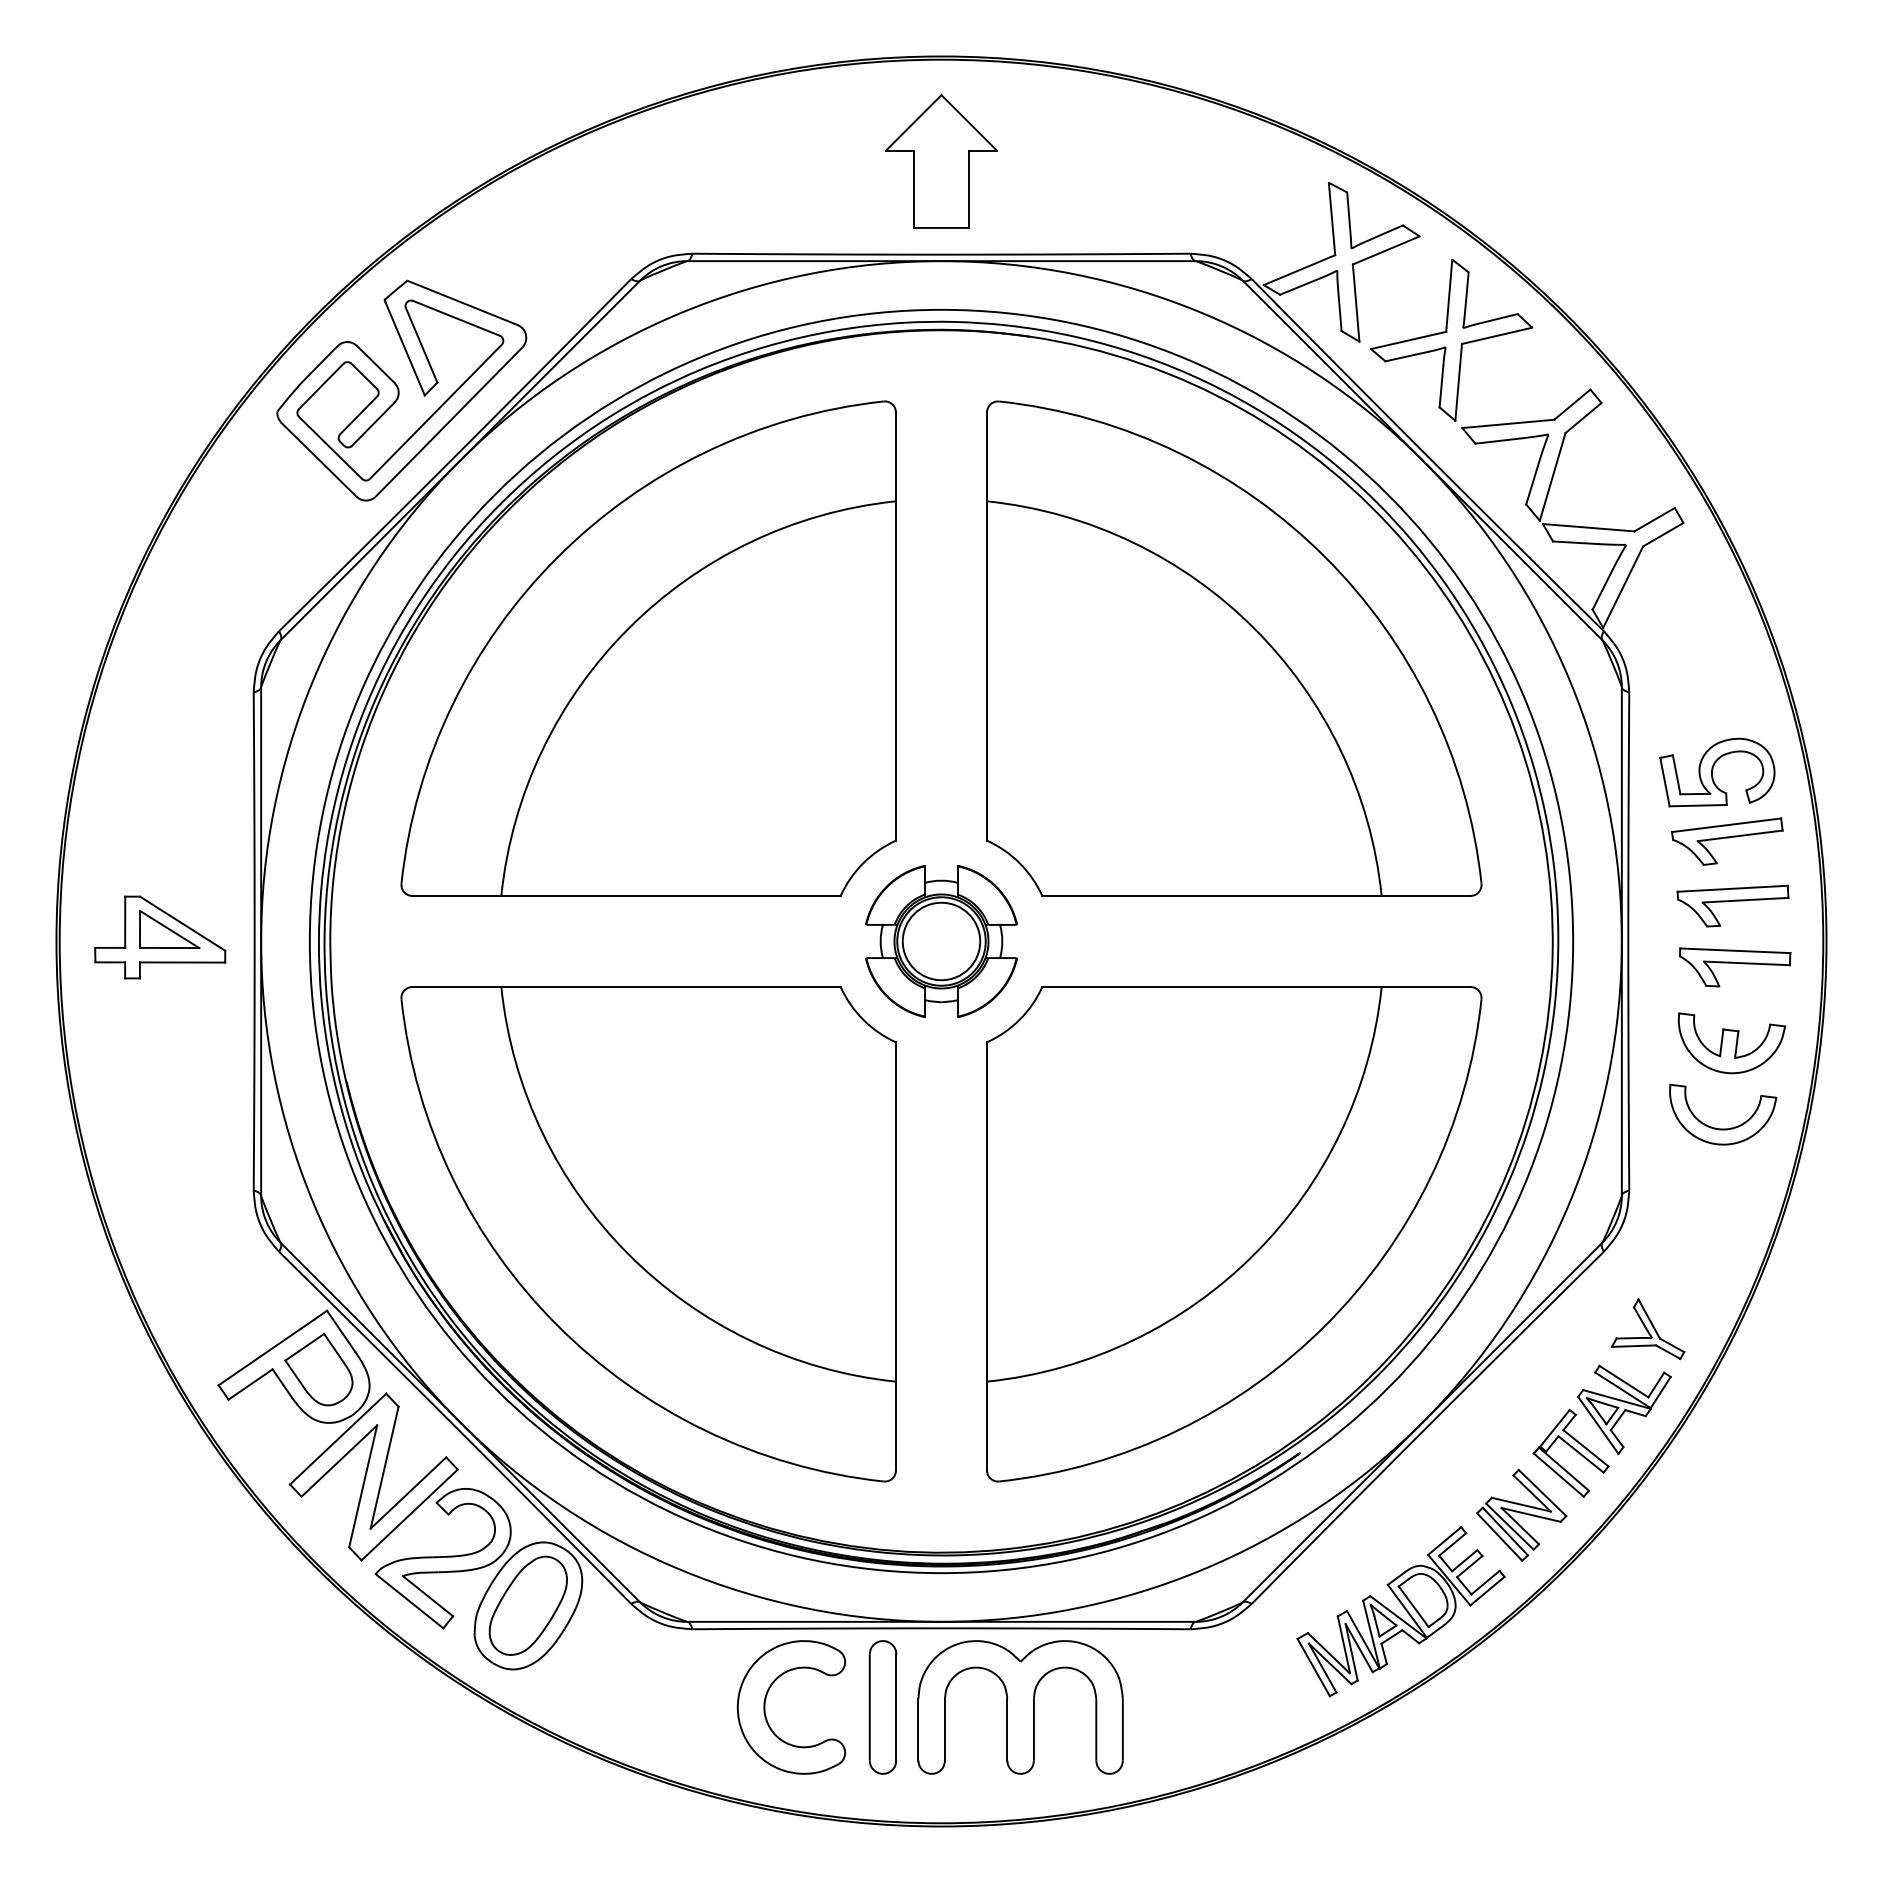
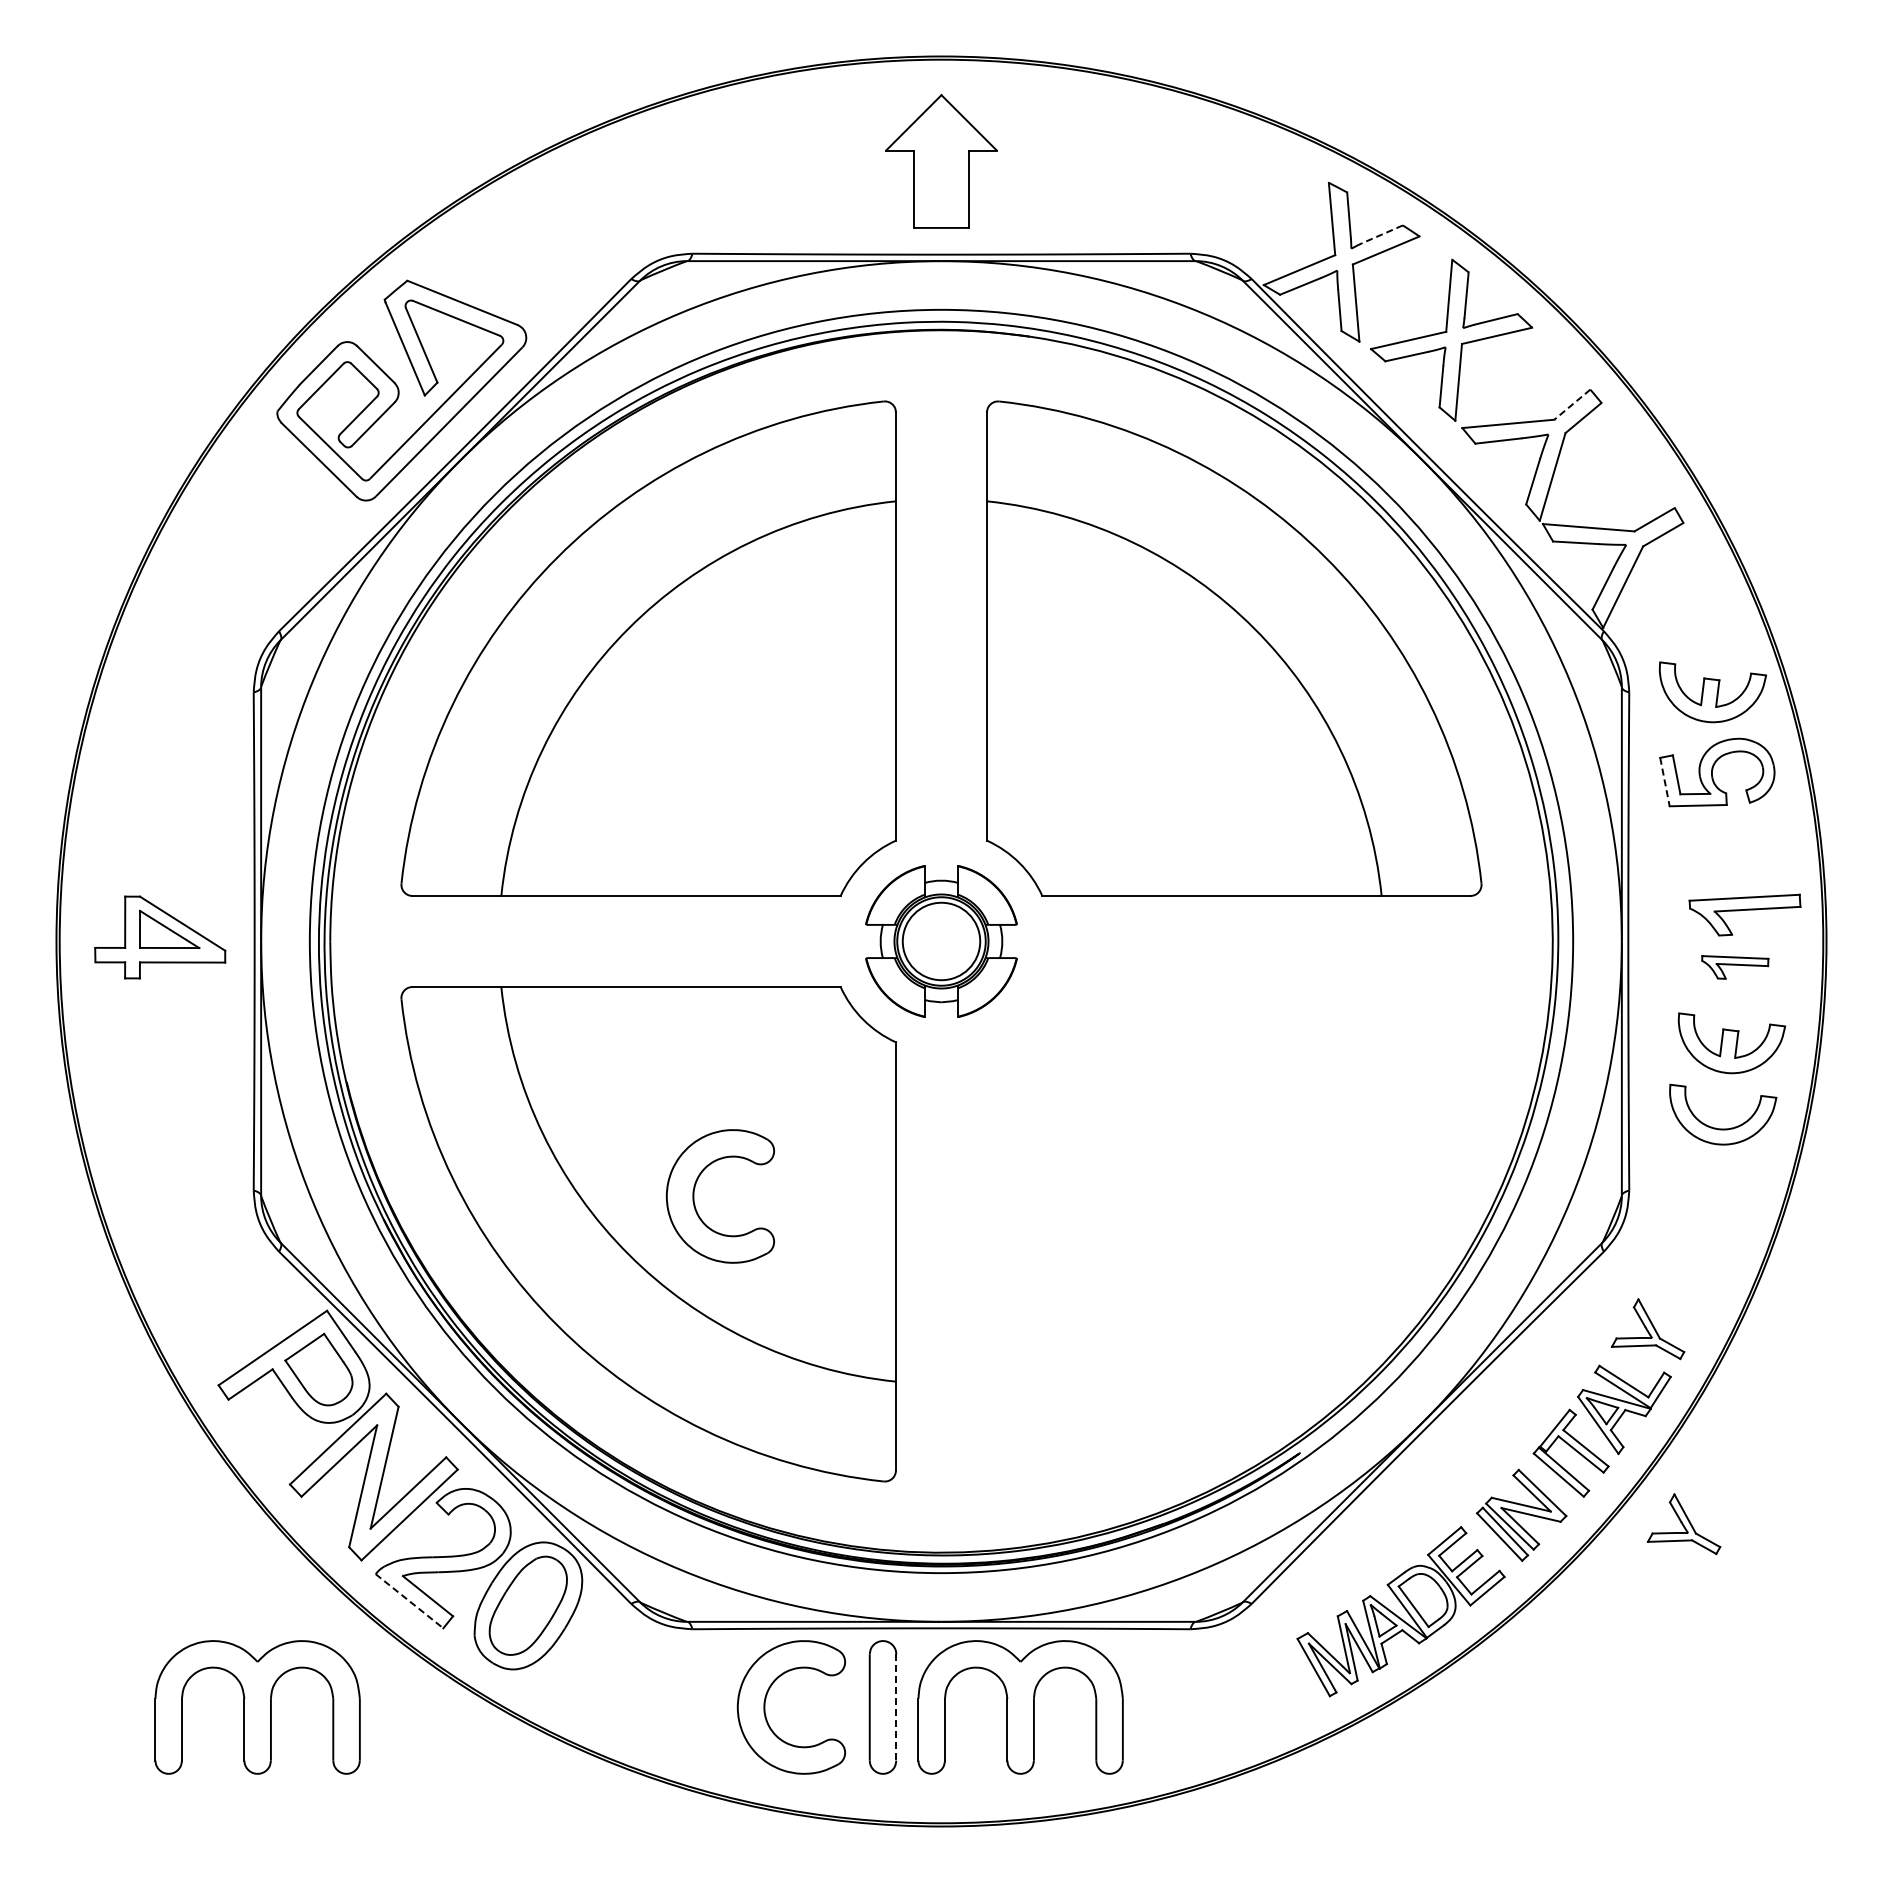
line: solid -> dashed (1381, 234)
line: solid -> dashed (1571, 405)
part: none -> present (1712, 692)
line: solid -> dashed (1664, 782)
part: present -> none (1727, 841)
part position: (1732, 905) -> (1744, 914) (1744, 914)
part size: 113x41 px -> 69x25 px (1735, 967)
part: none -> present (694, 1196)
part: present -> none (1234, 1234)
part: none -> present (1684, 1524)
line: solid -> dashed (409, 1601)
part: none -> present (257, 1707)
line: solid -> dashed (896, 1707)
